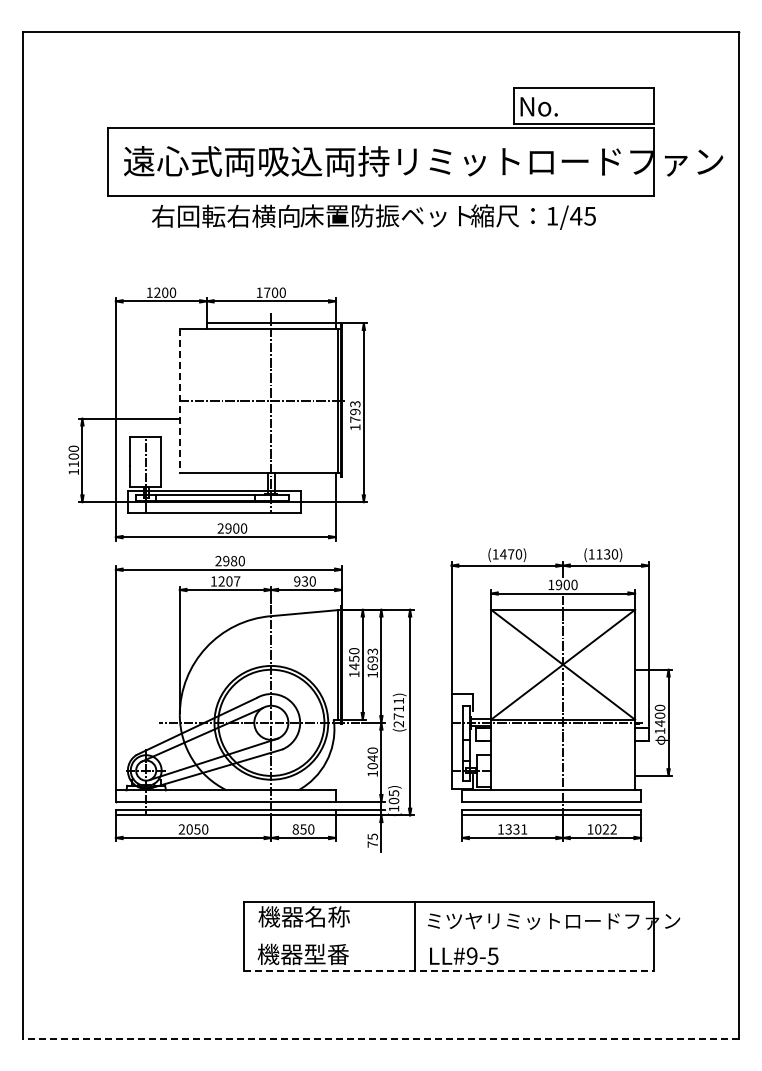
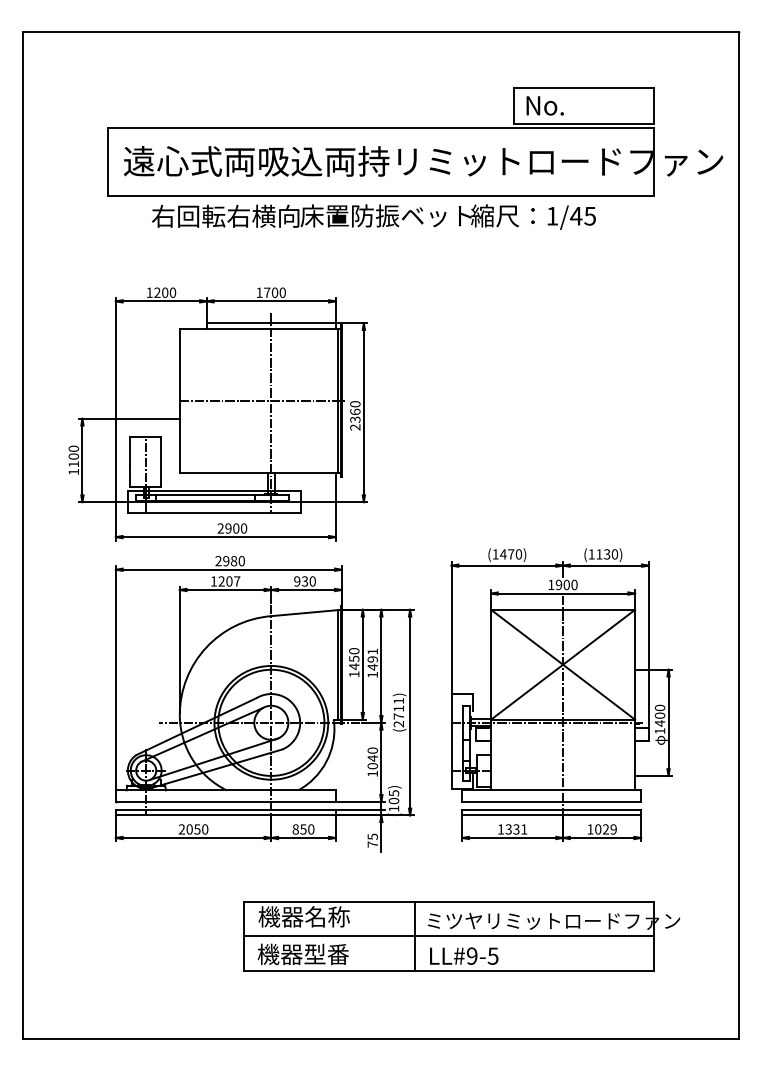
text position: (538, 106) -> (544, 105) (544, 105)
line: dashed -> solid (179, 401)
text: 1793 -> 2360 (355, 415)
text: 1693 -> 1491 (372, 659)
text: 1022 -> 1029 (613, 829)
line: none -> present (449, 936)
line: dashed -> solid (449, 970)
line: dashed -> solid (380, 1038)
